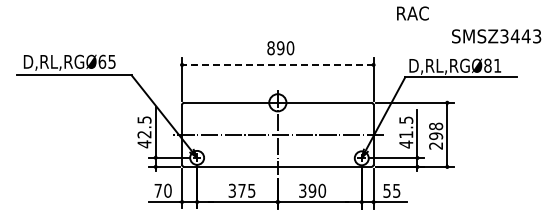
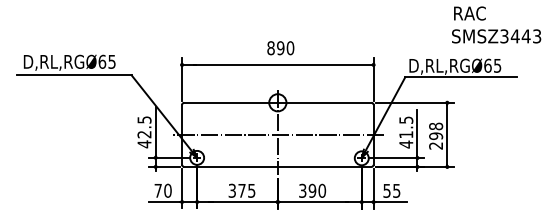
text position: (412, 13) -> (469, 13) (469, 13)
line: dashed -> solid (277, 64)
text: D,RL,RGØ81 -> D,RL,RGØ65 (492, 65)
